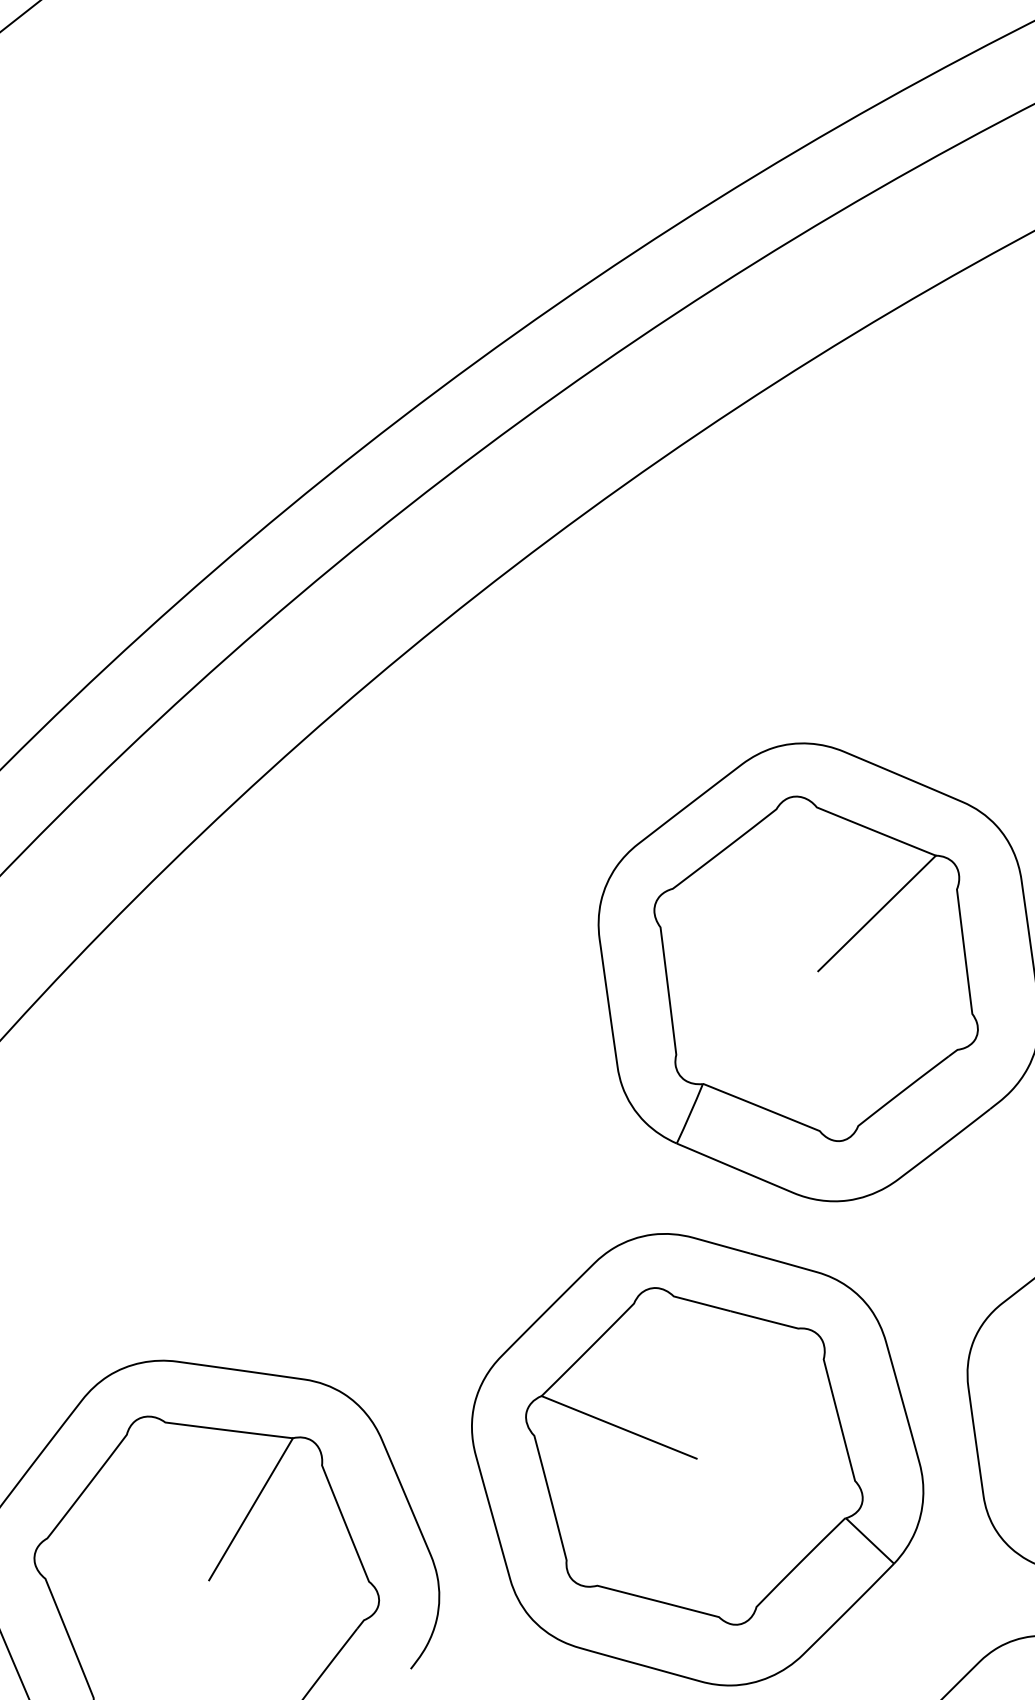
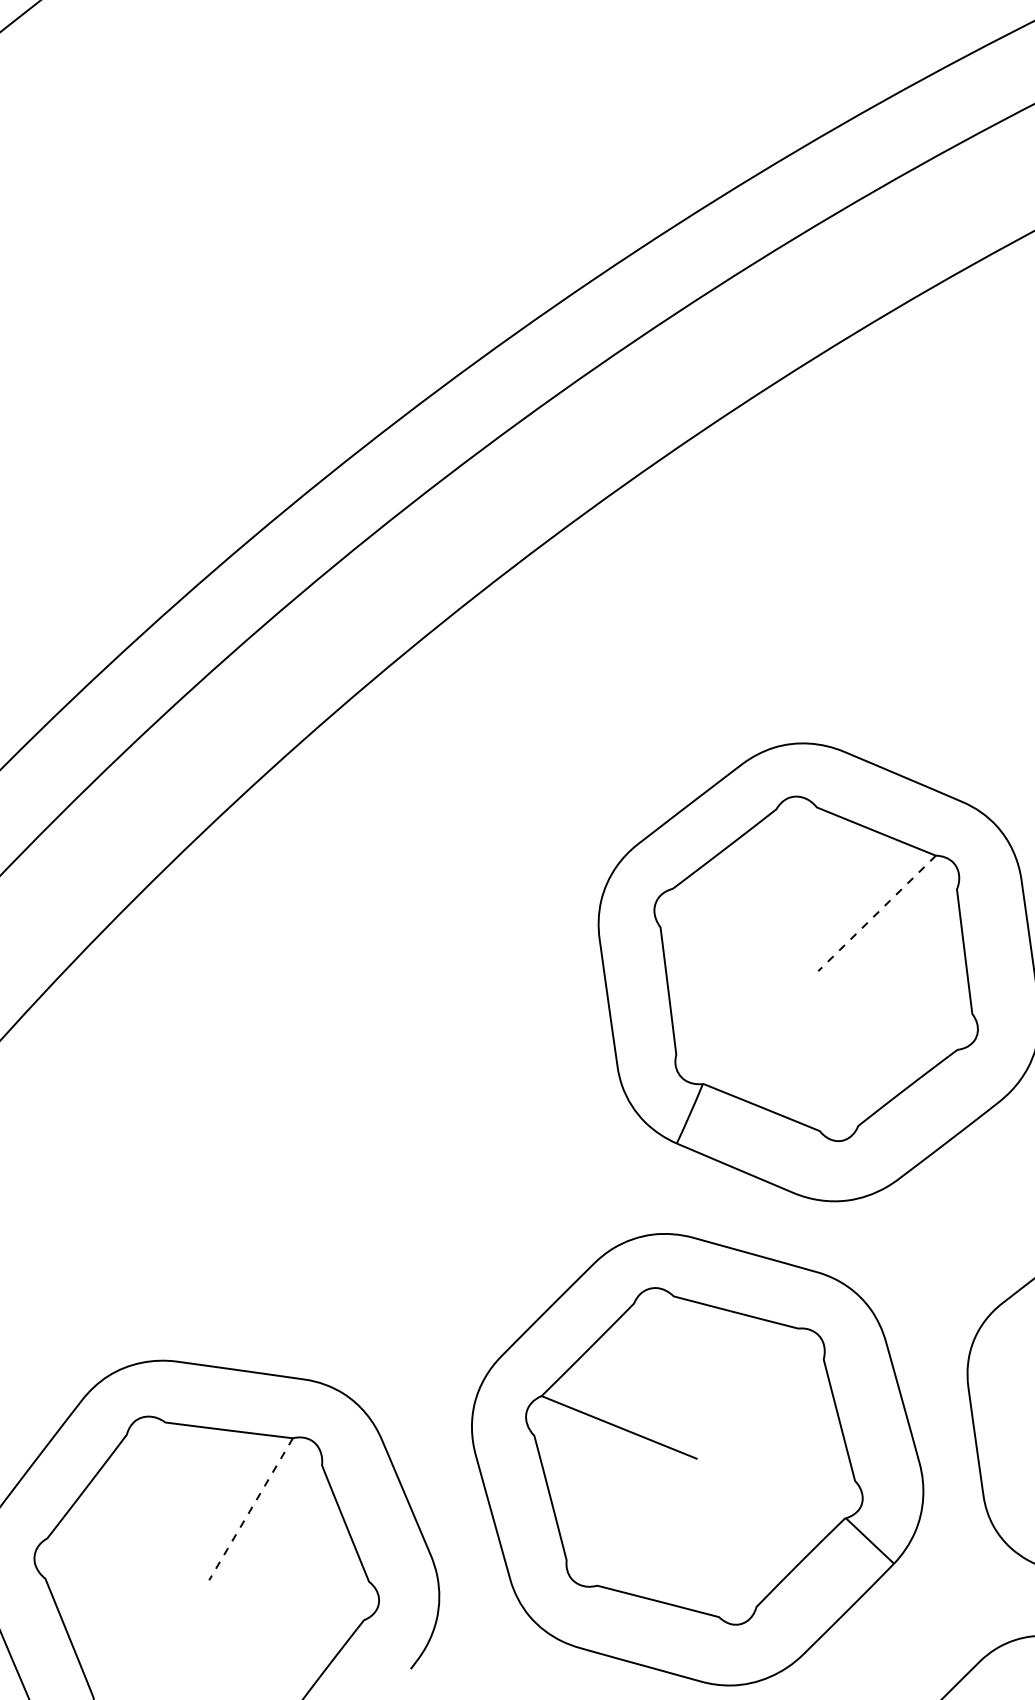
line: solid -> dashed (876, 913)
line: solid -> dashed (250, 1509)
